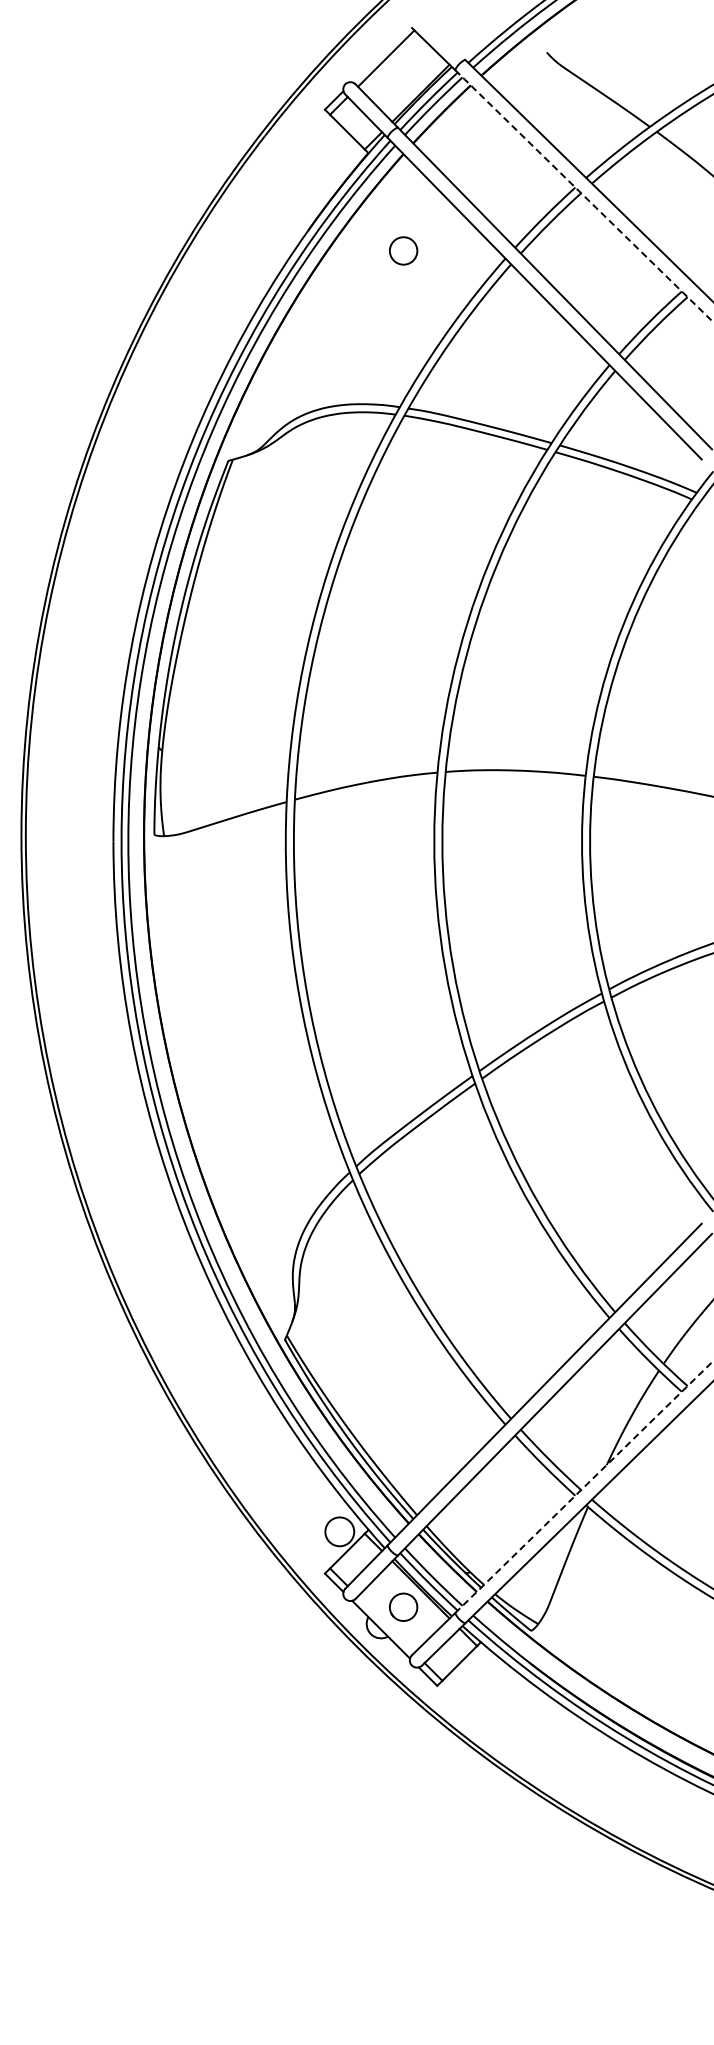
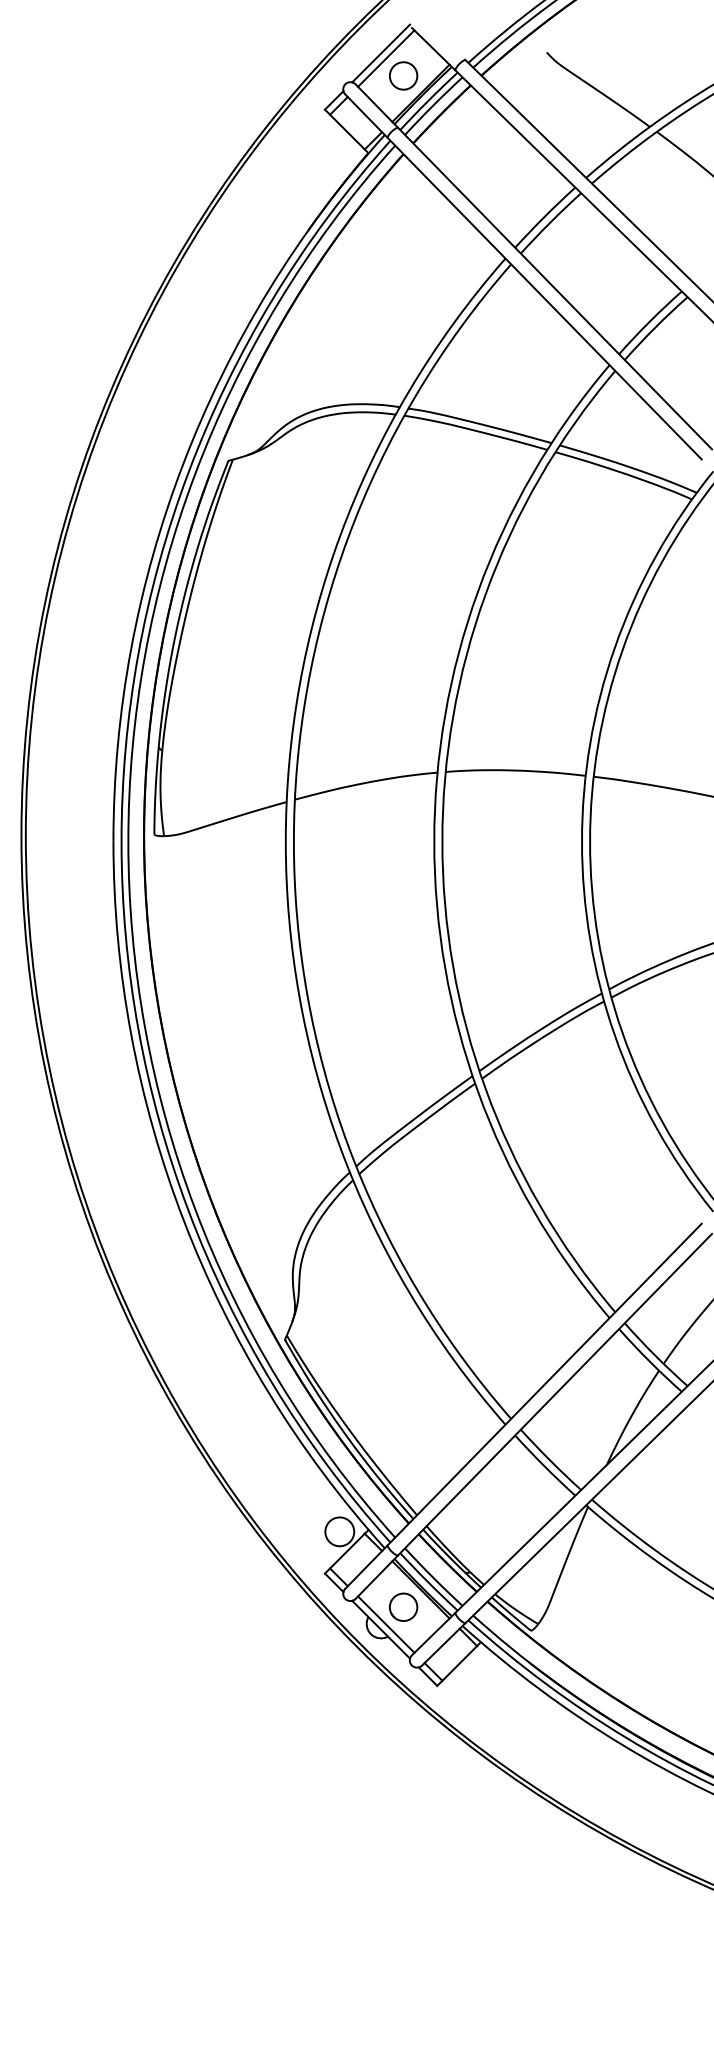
line: none -> present (381, 53)
line: dashed -> solid (584, 196)
circle position: (403, 250) -> (403, 75) (403, 75)
line: dashed -> solid (584, 1486)
line: none -> present (386, 1624)
